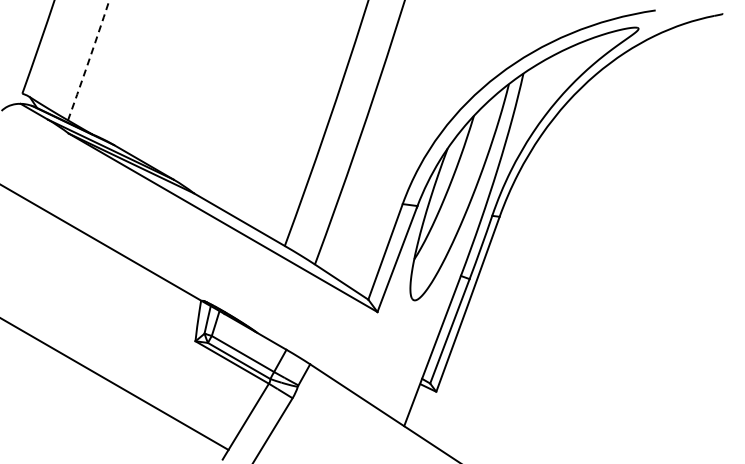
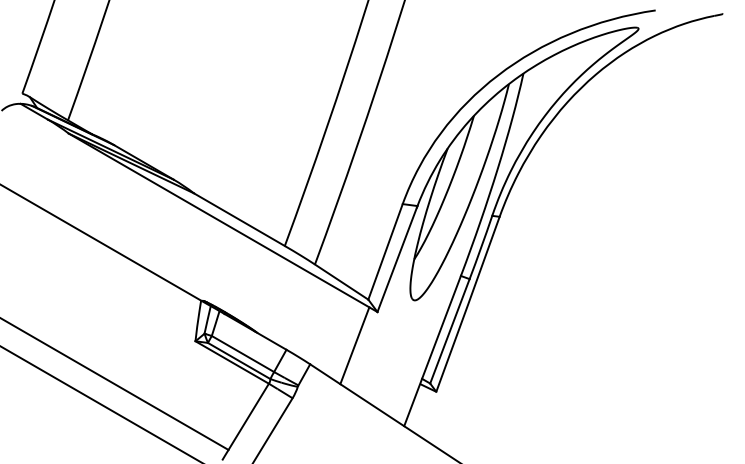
arc: dashed -> solid (89, 60)
line: none -> present (354, 345)
line: none -> present (100, 403)
